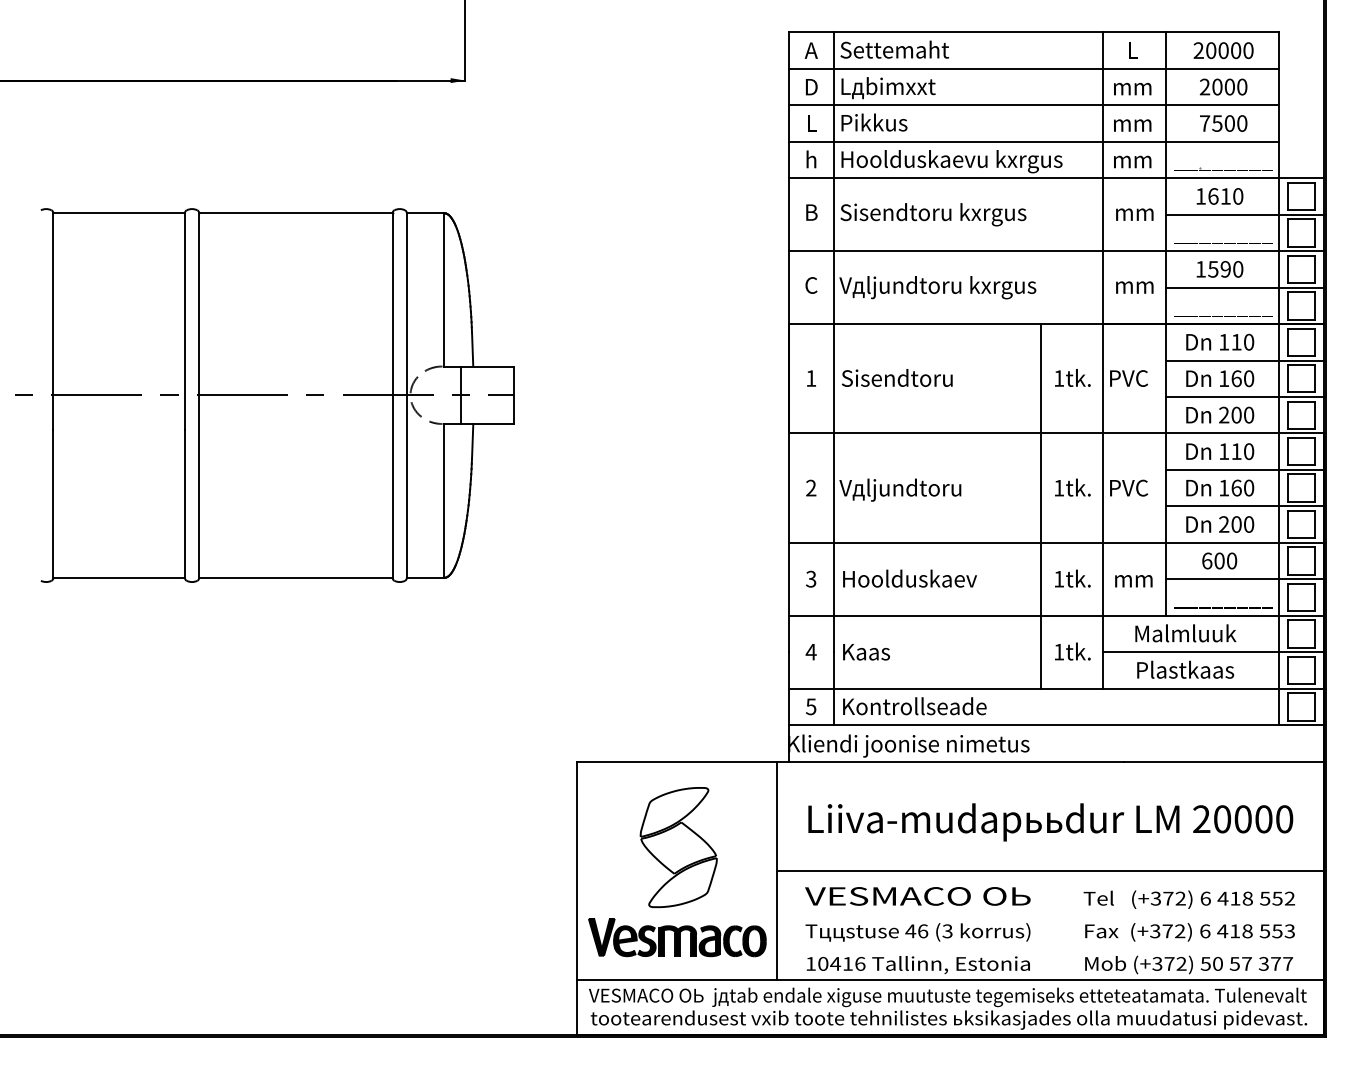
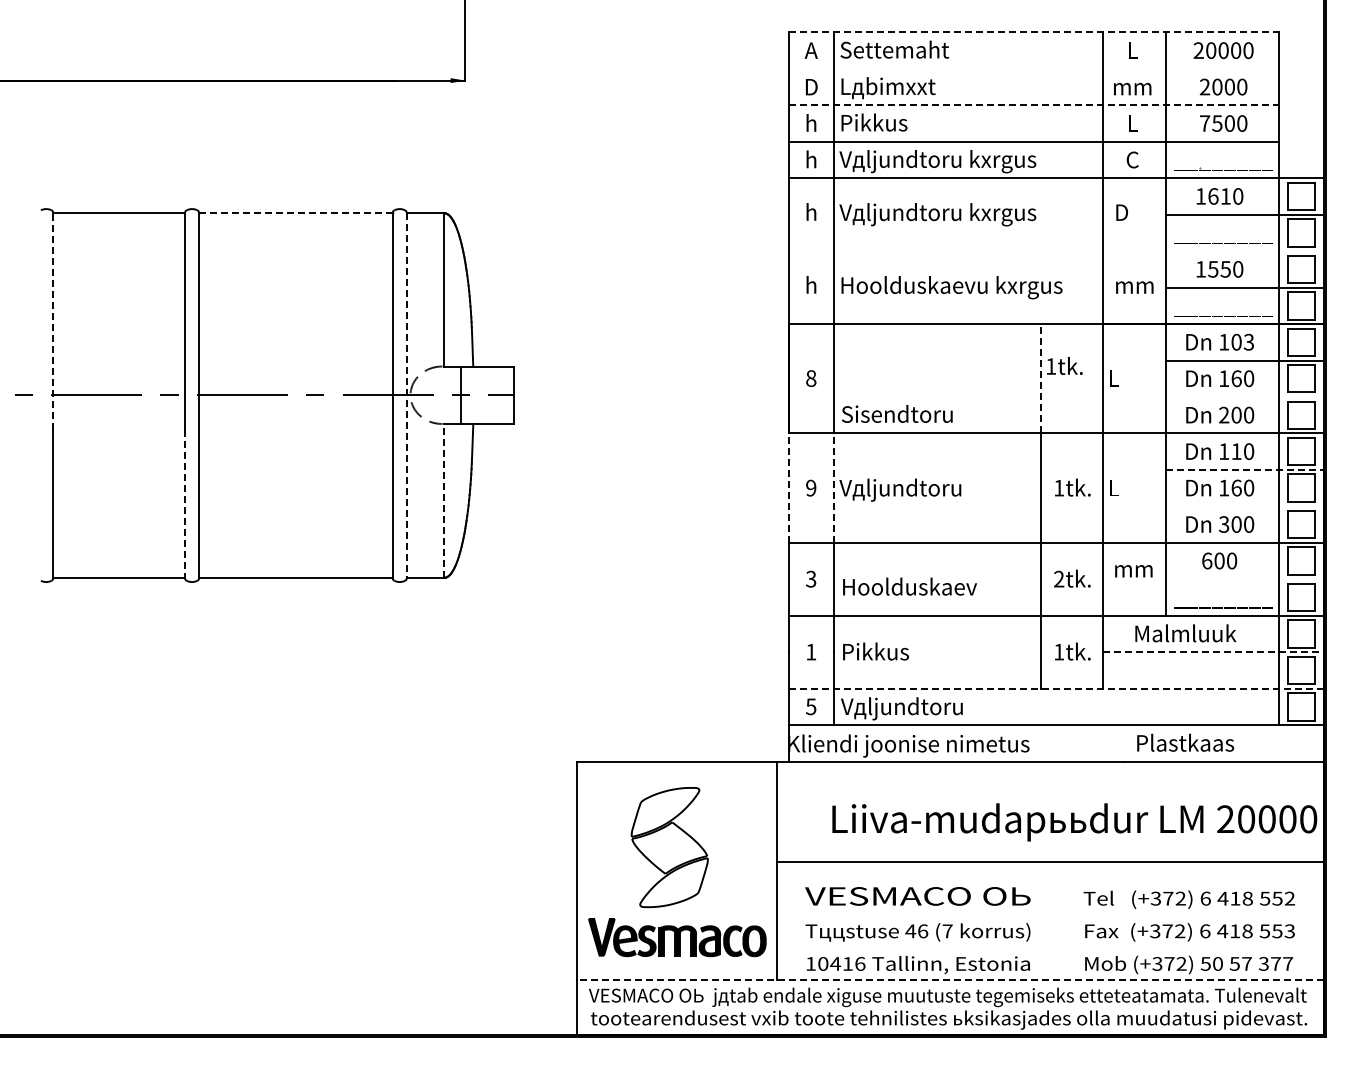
line: solid -> dashed (1034, 32)
line: present -> none (1033, 68)
line: solid -> dashed (1034, 105)
text: L -> h (811, 122)
text: mm -> L (1132, 123)
text: mm -> C (1132, 159)
text: Hoolduskaevu kхrgus -> Vдljundtoru kхrgus (950, 161)
text: B -> h (811, 211)
text: mm -> D (1134, 212)
line: solid -> dashed (295, 213)
text: Sisendtoru kхrgus -> Vдljundtoru kхrgus (937, 214)
line: present -> none (1056, 251)
text: 1590 -> 1550 (1225, 269)
text: C -> h (811, 284)
text: Vдljundtoru kхrgus -> Hoolduskaevu kхrgus (950, 287)
line: solid -> dashed (53, 321)
text: 110 -> 103 (1242, 341)
text position: (897, 377) -> (897, 413) (897, 413)
text position: (1072, 377) -> (1064, 365) (1064, 365)
text: 1 -> 8 (811, 378)
line: solid -> dashed (1040, 378)
text: PVC -> L (1129, 378)
line: solid -> dashed (406, 396)
line: present -> none (1244, 396)
line: solid -> dashed (1245, 469)
text: PVC -> L (1129, 487)
line: solid -> dashed (788, 488)
text: 2 -> 9 (811, 488)
line: solid -> dashed (834, 488)
line: solid -> dashed (444, 500)
line: solid -> dashed (184, 504)
line: present -> none (1244, 506)
text: 200 -> 300 (1224, 524)
text position: (909, 578) -> (909, 586) (909, 586)
text: 1tk. -> 2tk. (1059, 578)
line: present -> none (1244, 579)
text position: (1133, 581) -> (1133, 571) (1133, 571)
text: Kaas -> Pikkus (876, 651)
text: 4 -> 1 (810, 652)
line: solid -> dashed (1214, 652)
text position: (1185, 669) -> (1185, 742) (1185, 742)
line: solid -> dashed (1056, 688)
text: Kontrollseade -> Vдljundtoru (913, 708)
text position: (1050, 822) -> (1074, 822) (1074, 822)
part position: (678, 847) -> (669, 847) (669, 847)
line position: (1050, 870) -> (1050, 861) (1050, 861)
text: (3 -> (7 (947, 931)
line: solid -> dashed (950, 980)
